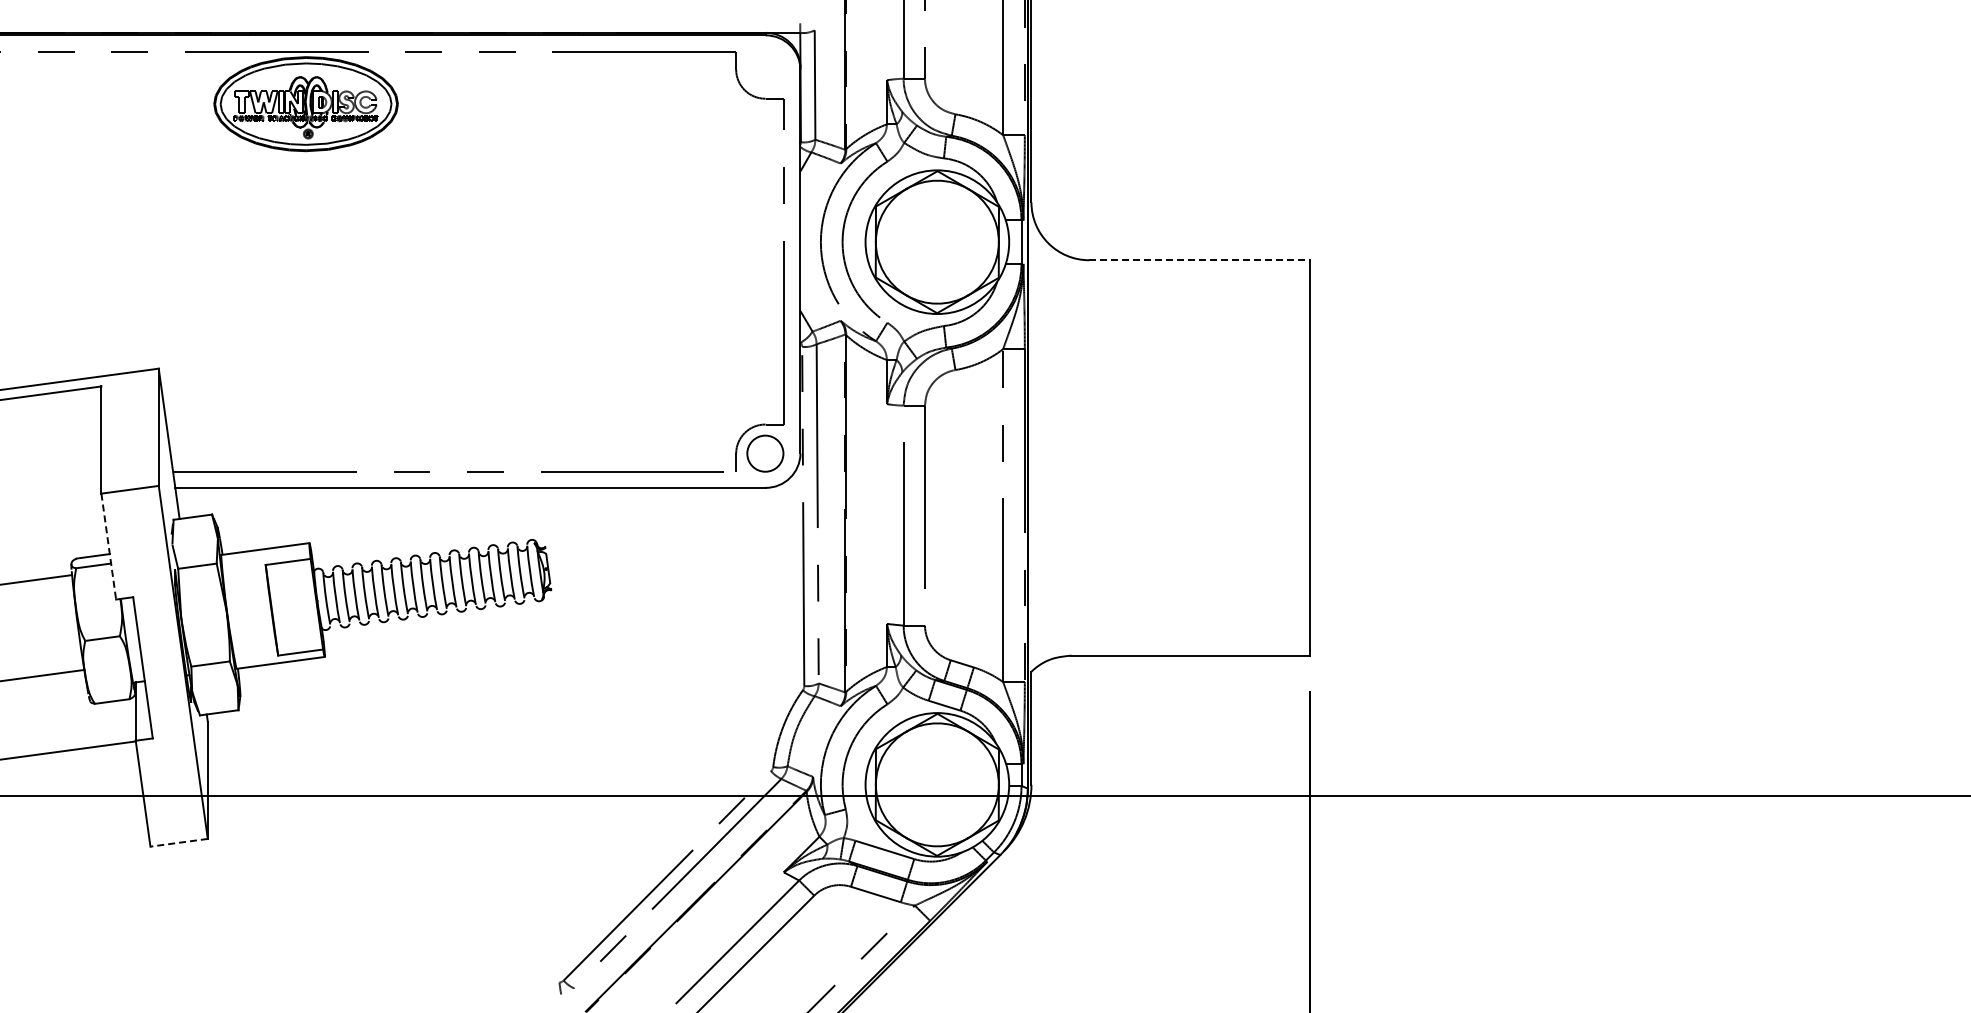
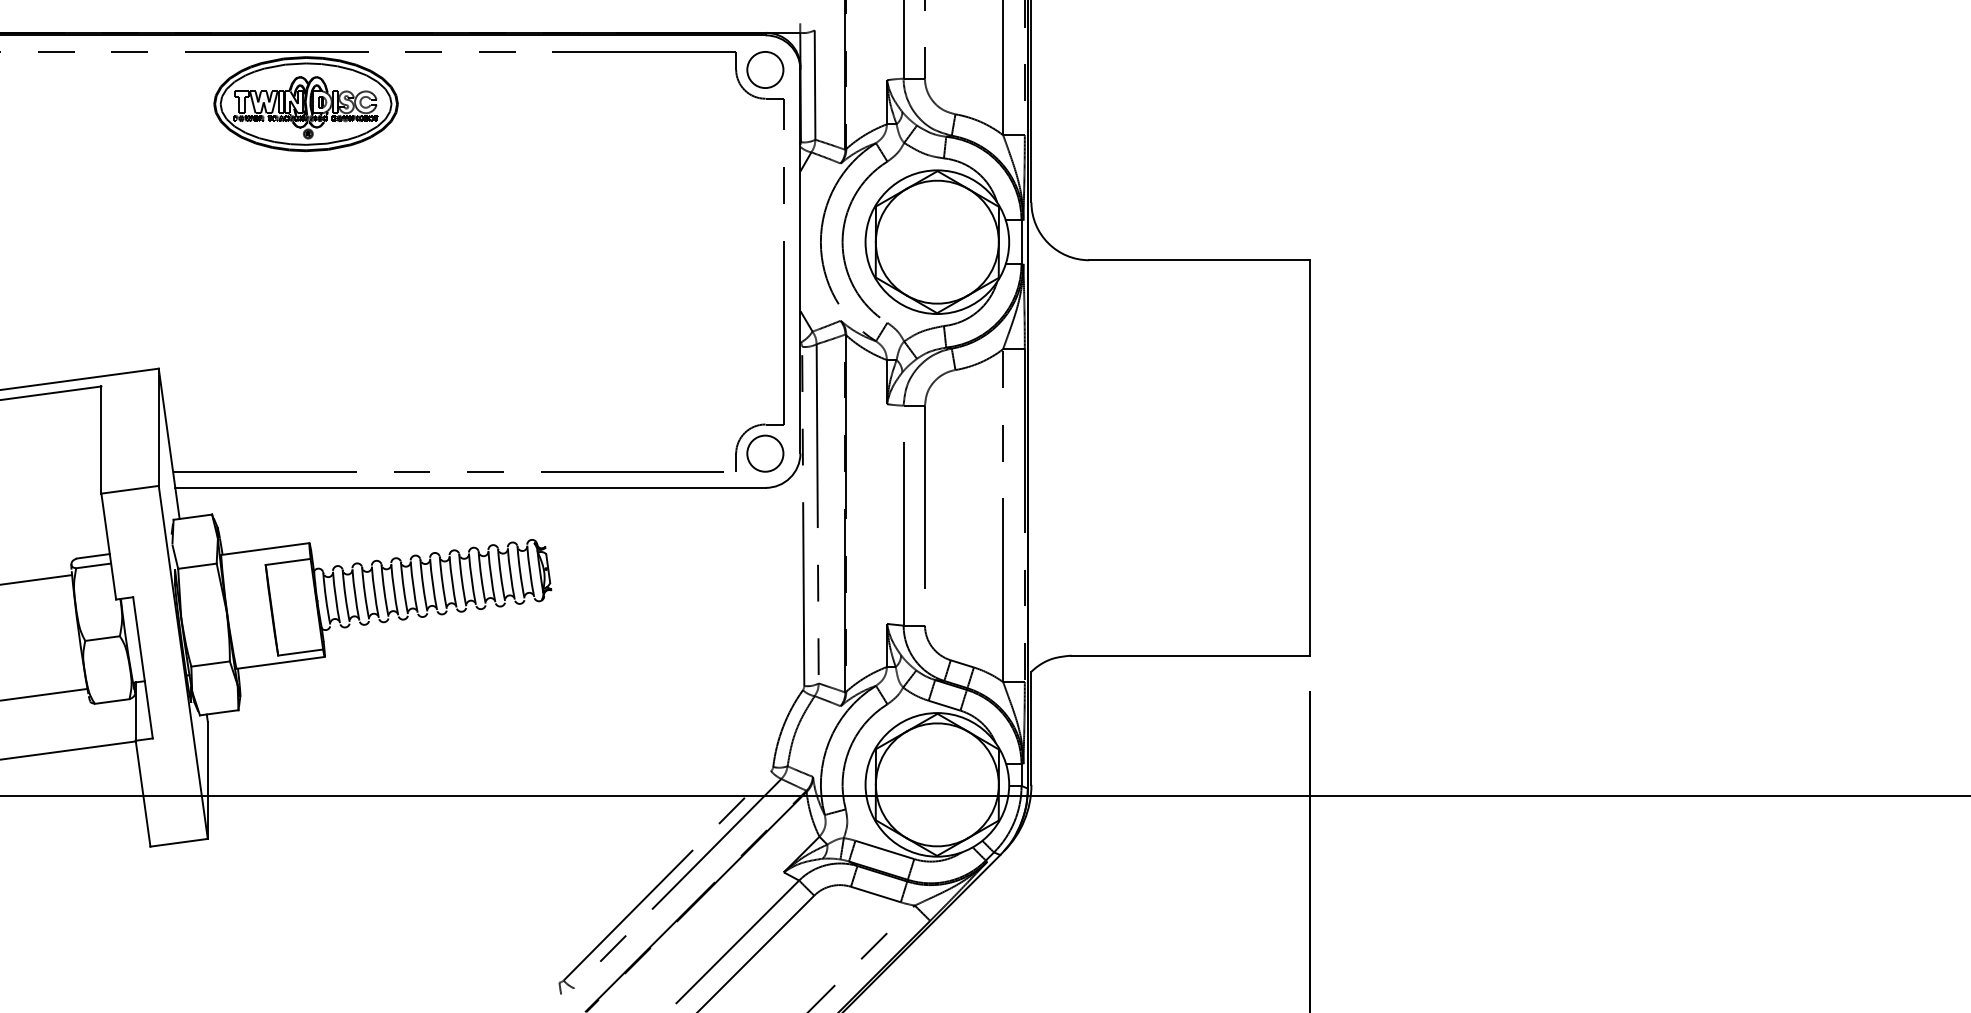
circle: none -> present (765, 69)
line: dashed -> solid (1200, 260)
line: dashed -> solid (108, 547)
line position: (43, 674) -> (44, 694) (44, 694)
line: dashed -> solid (179, 842)
